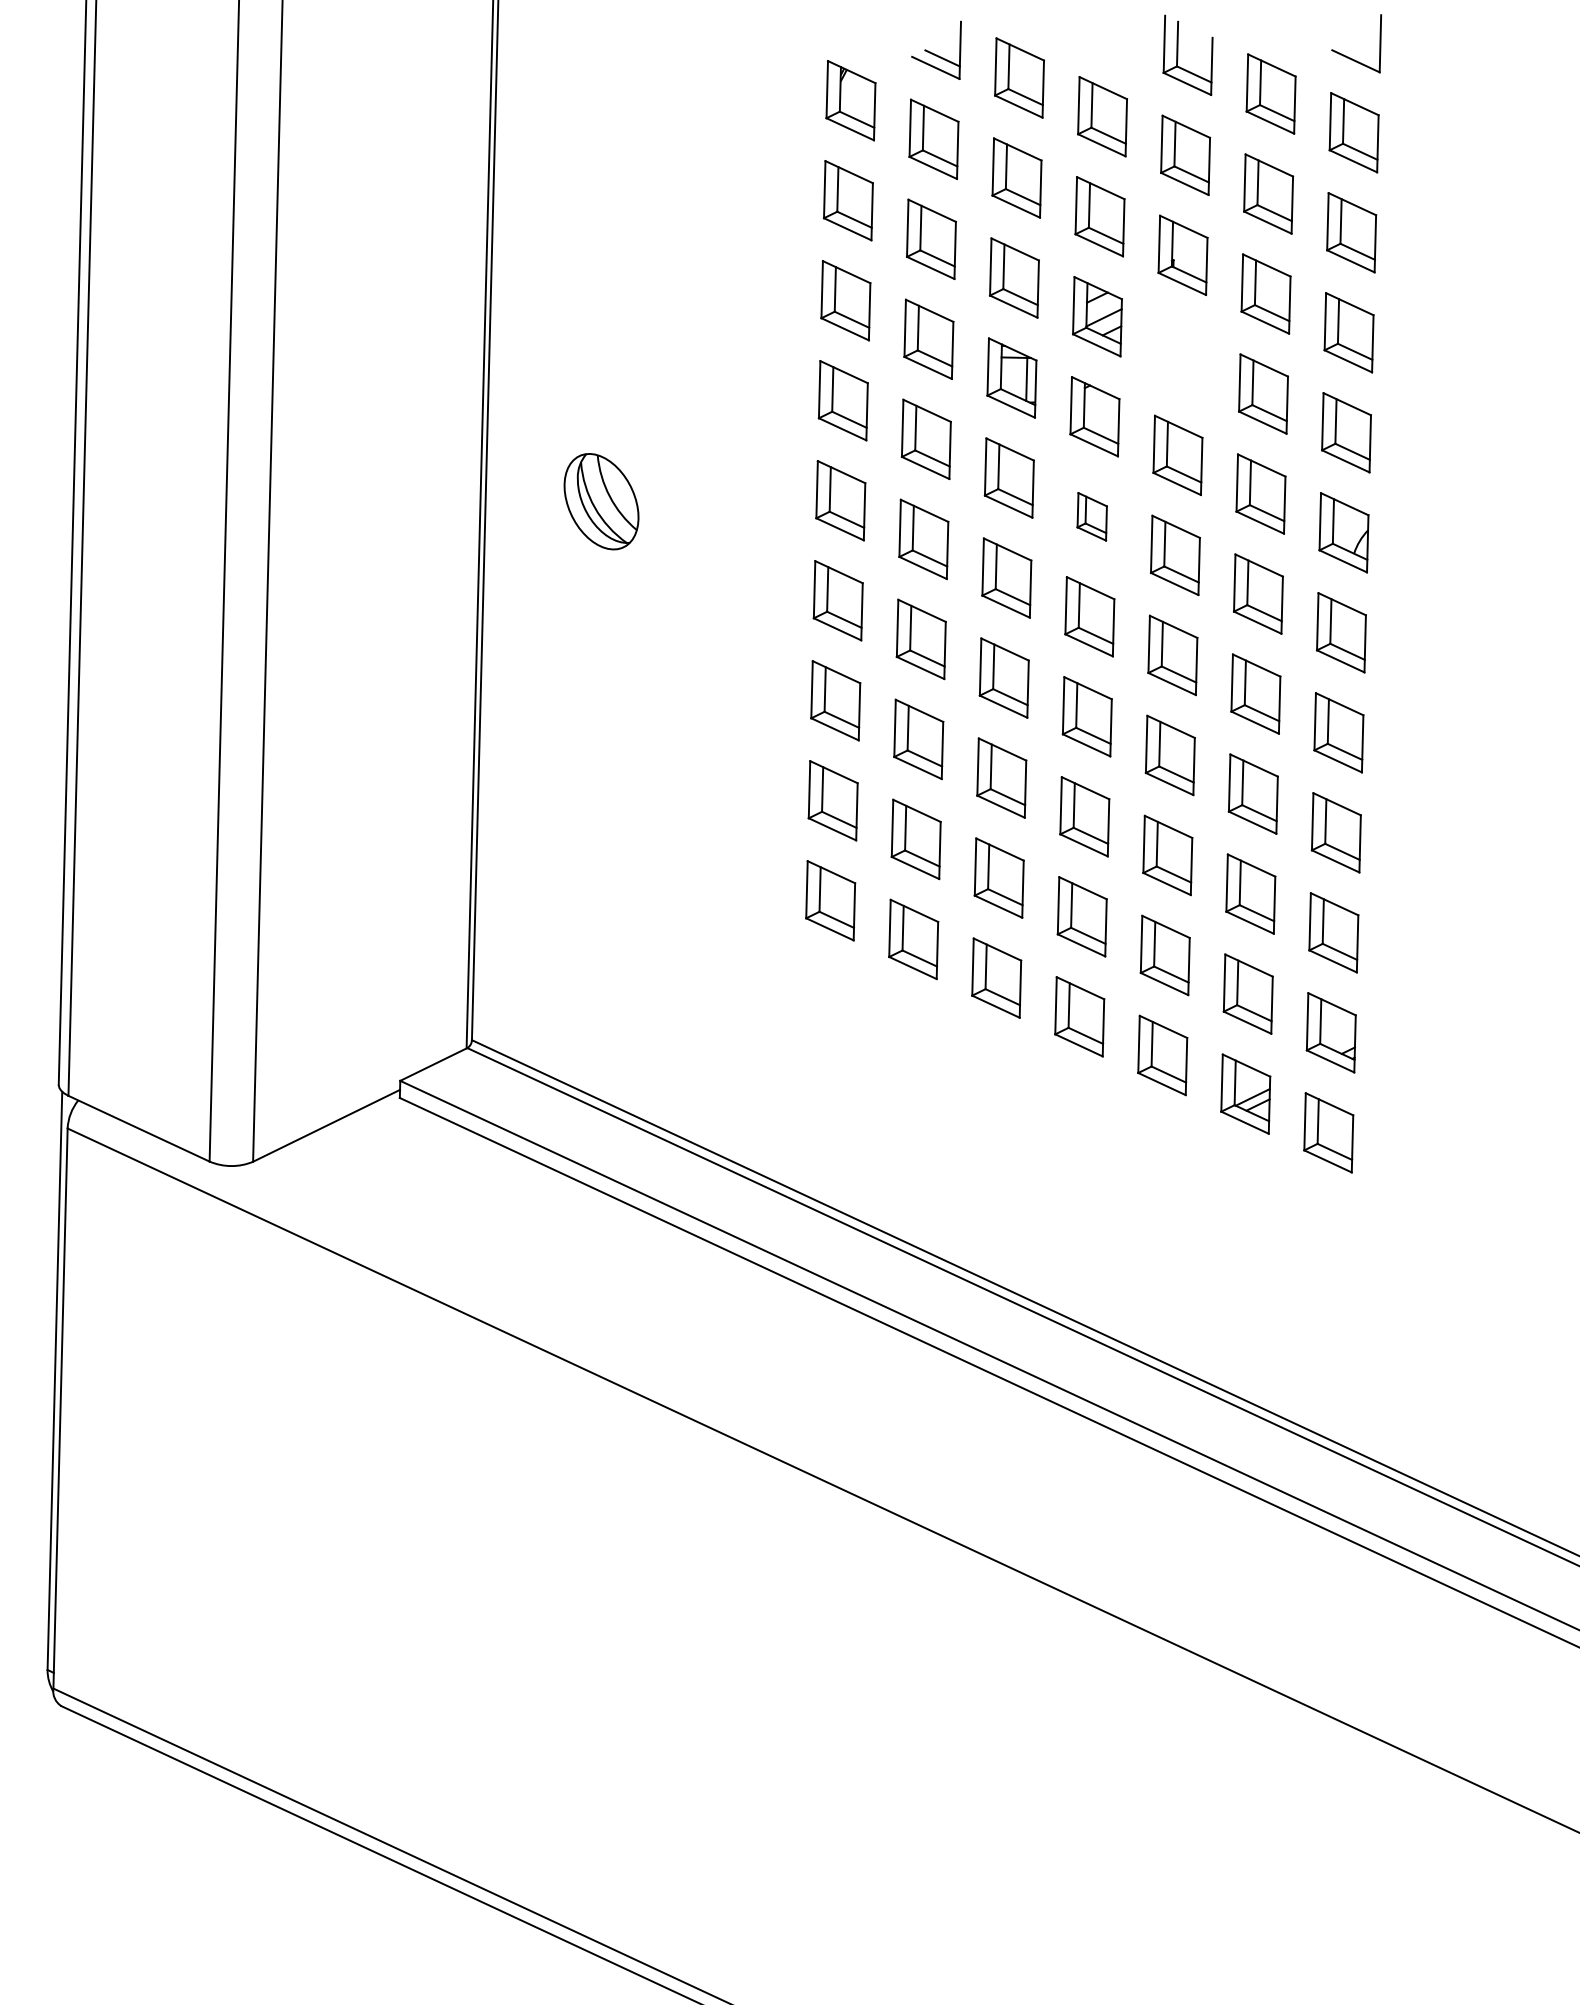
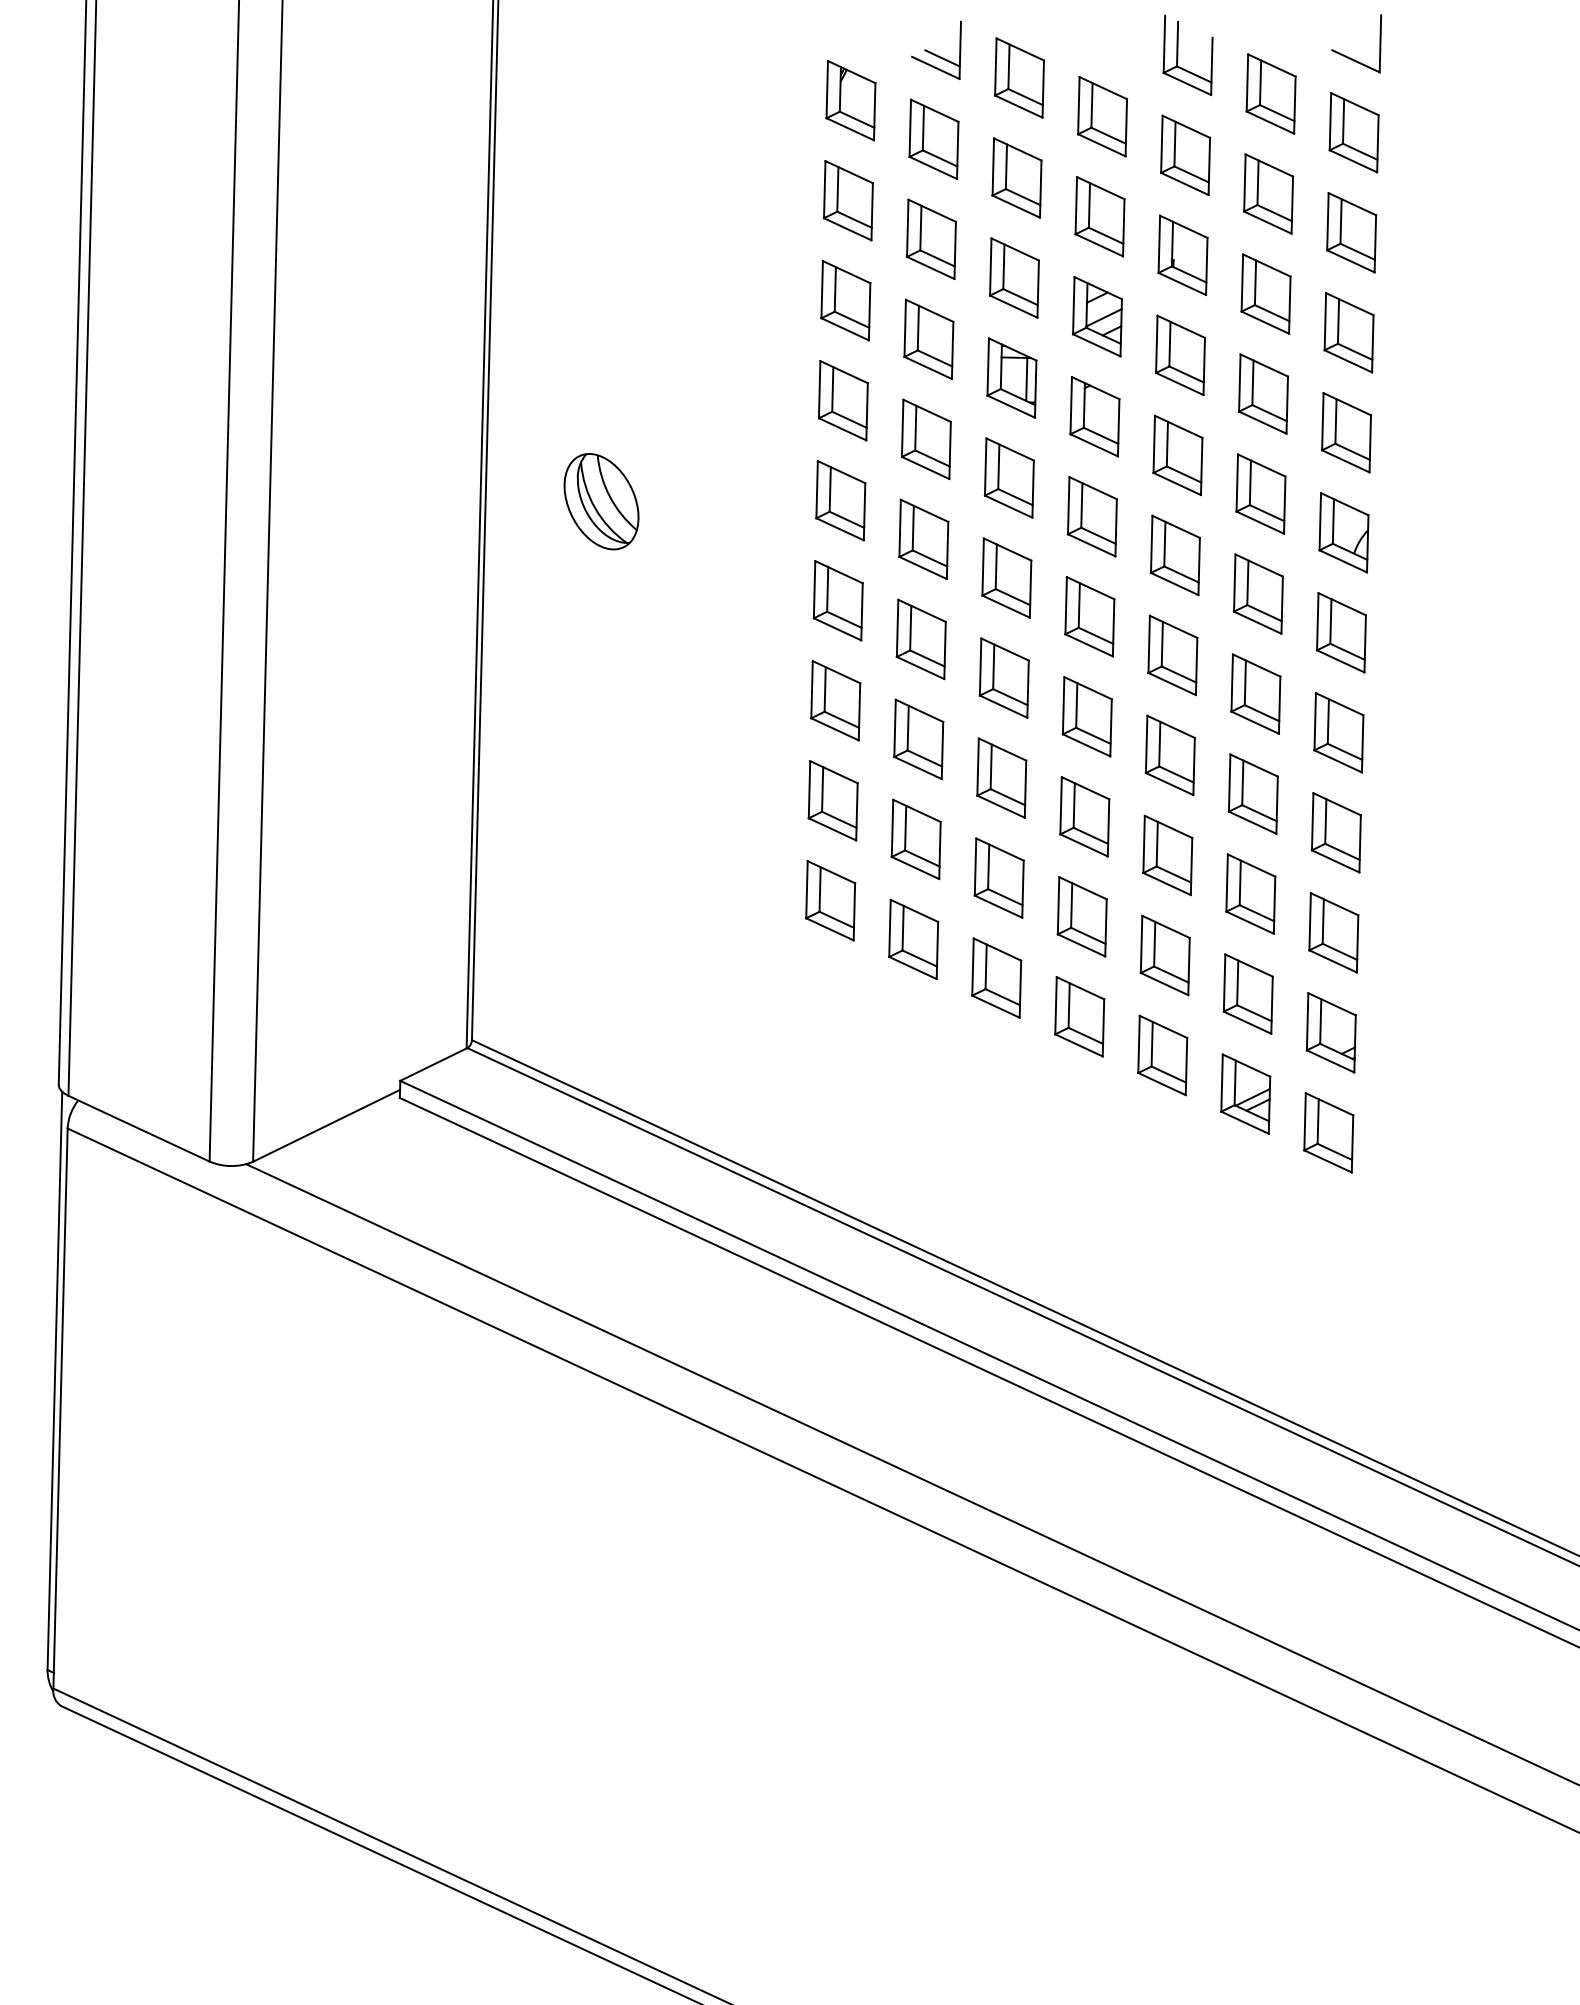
part: none -> present (1180, 354)
part size: 32x50 px -> 52x82 px (1091, 516)
line: none -> present (911, 1473)
